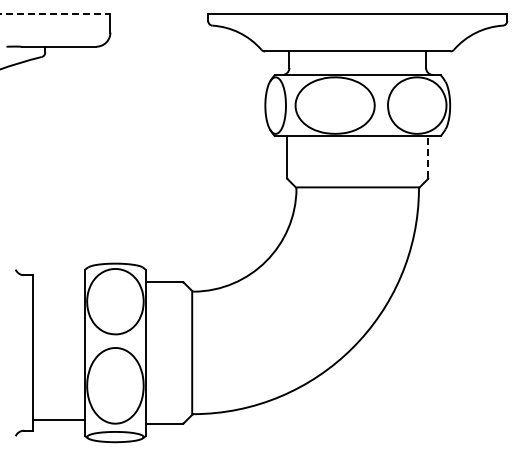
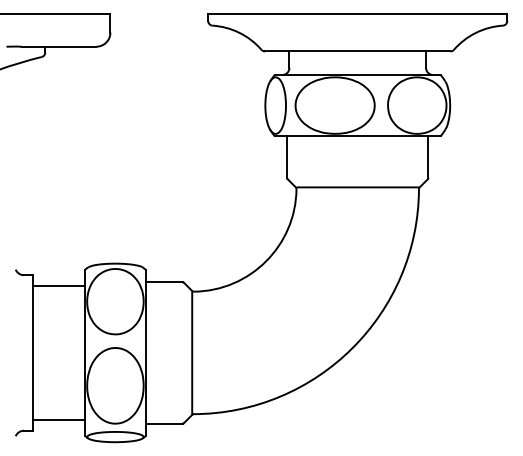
line: dashed -> solid (55, 13)
line: dashed -> solid (428, 156)
line: none -> present (58, 285)
